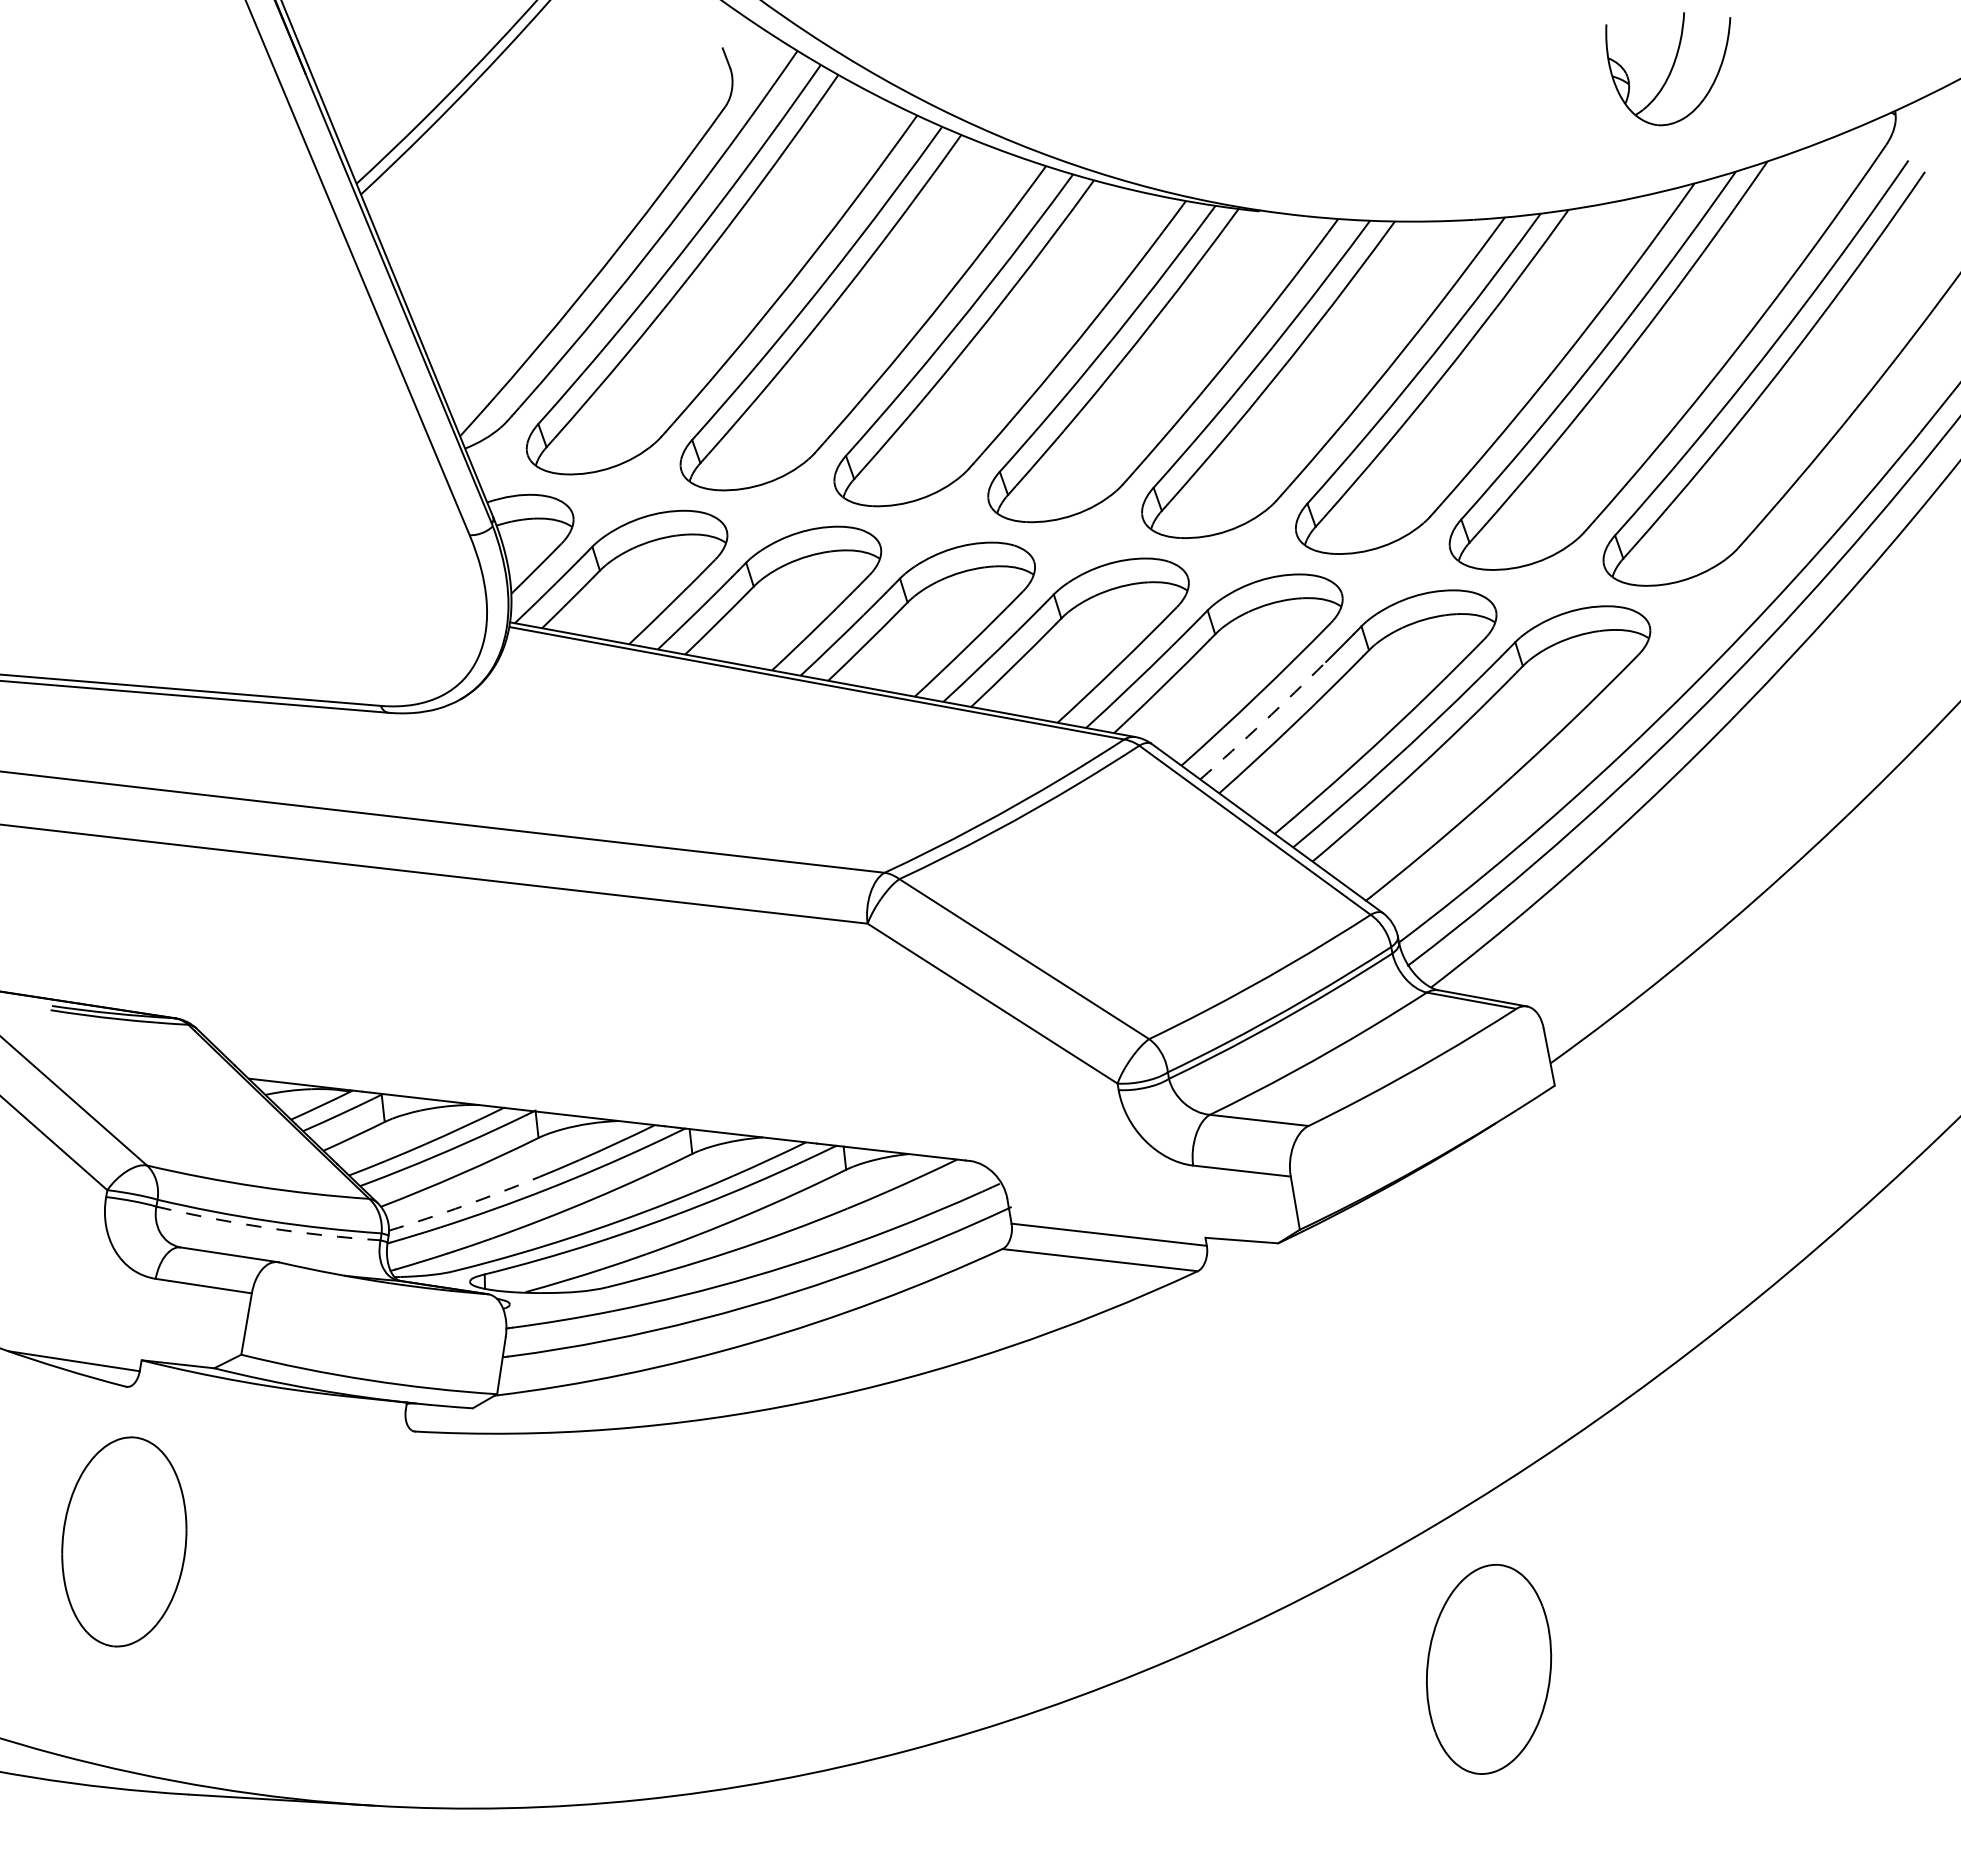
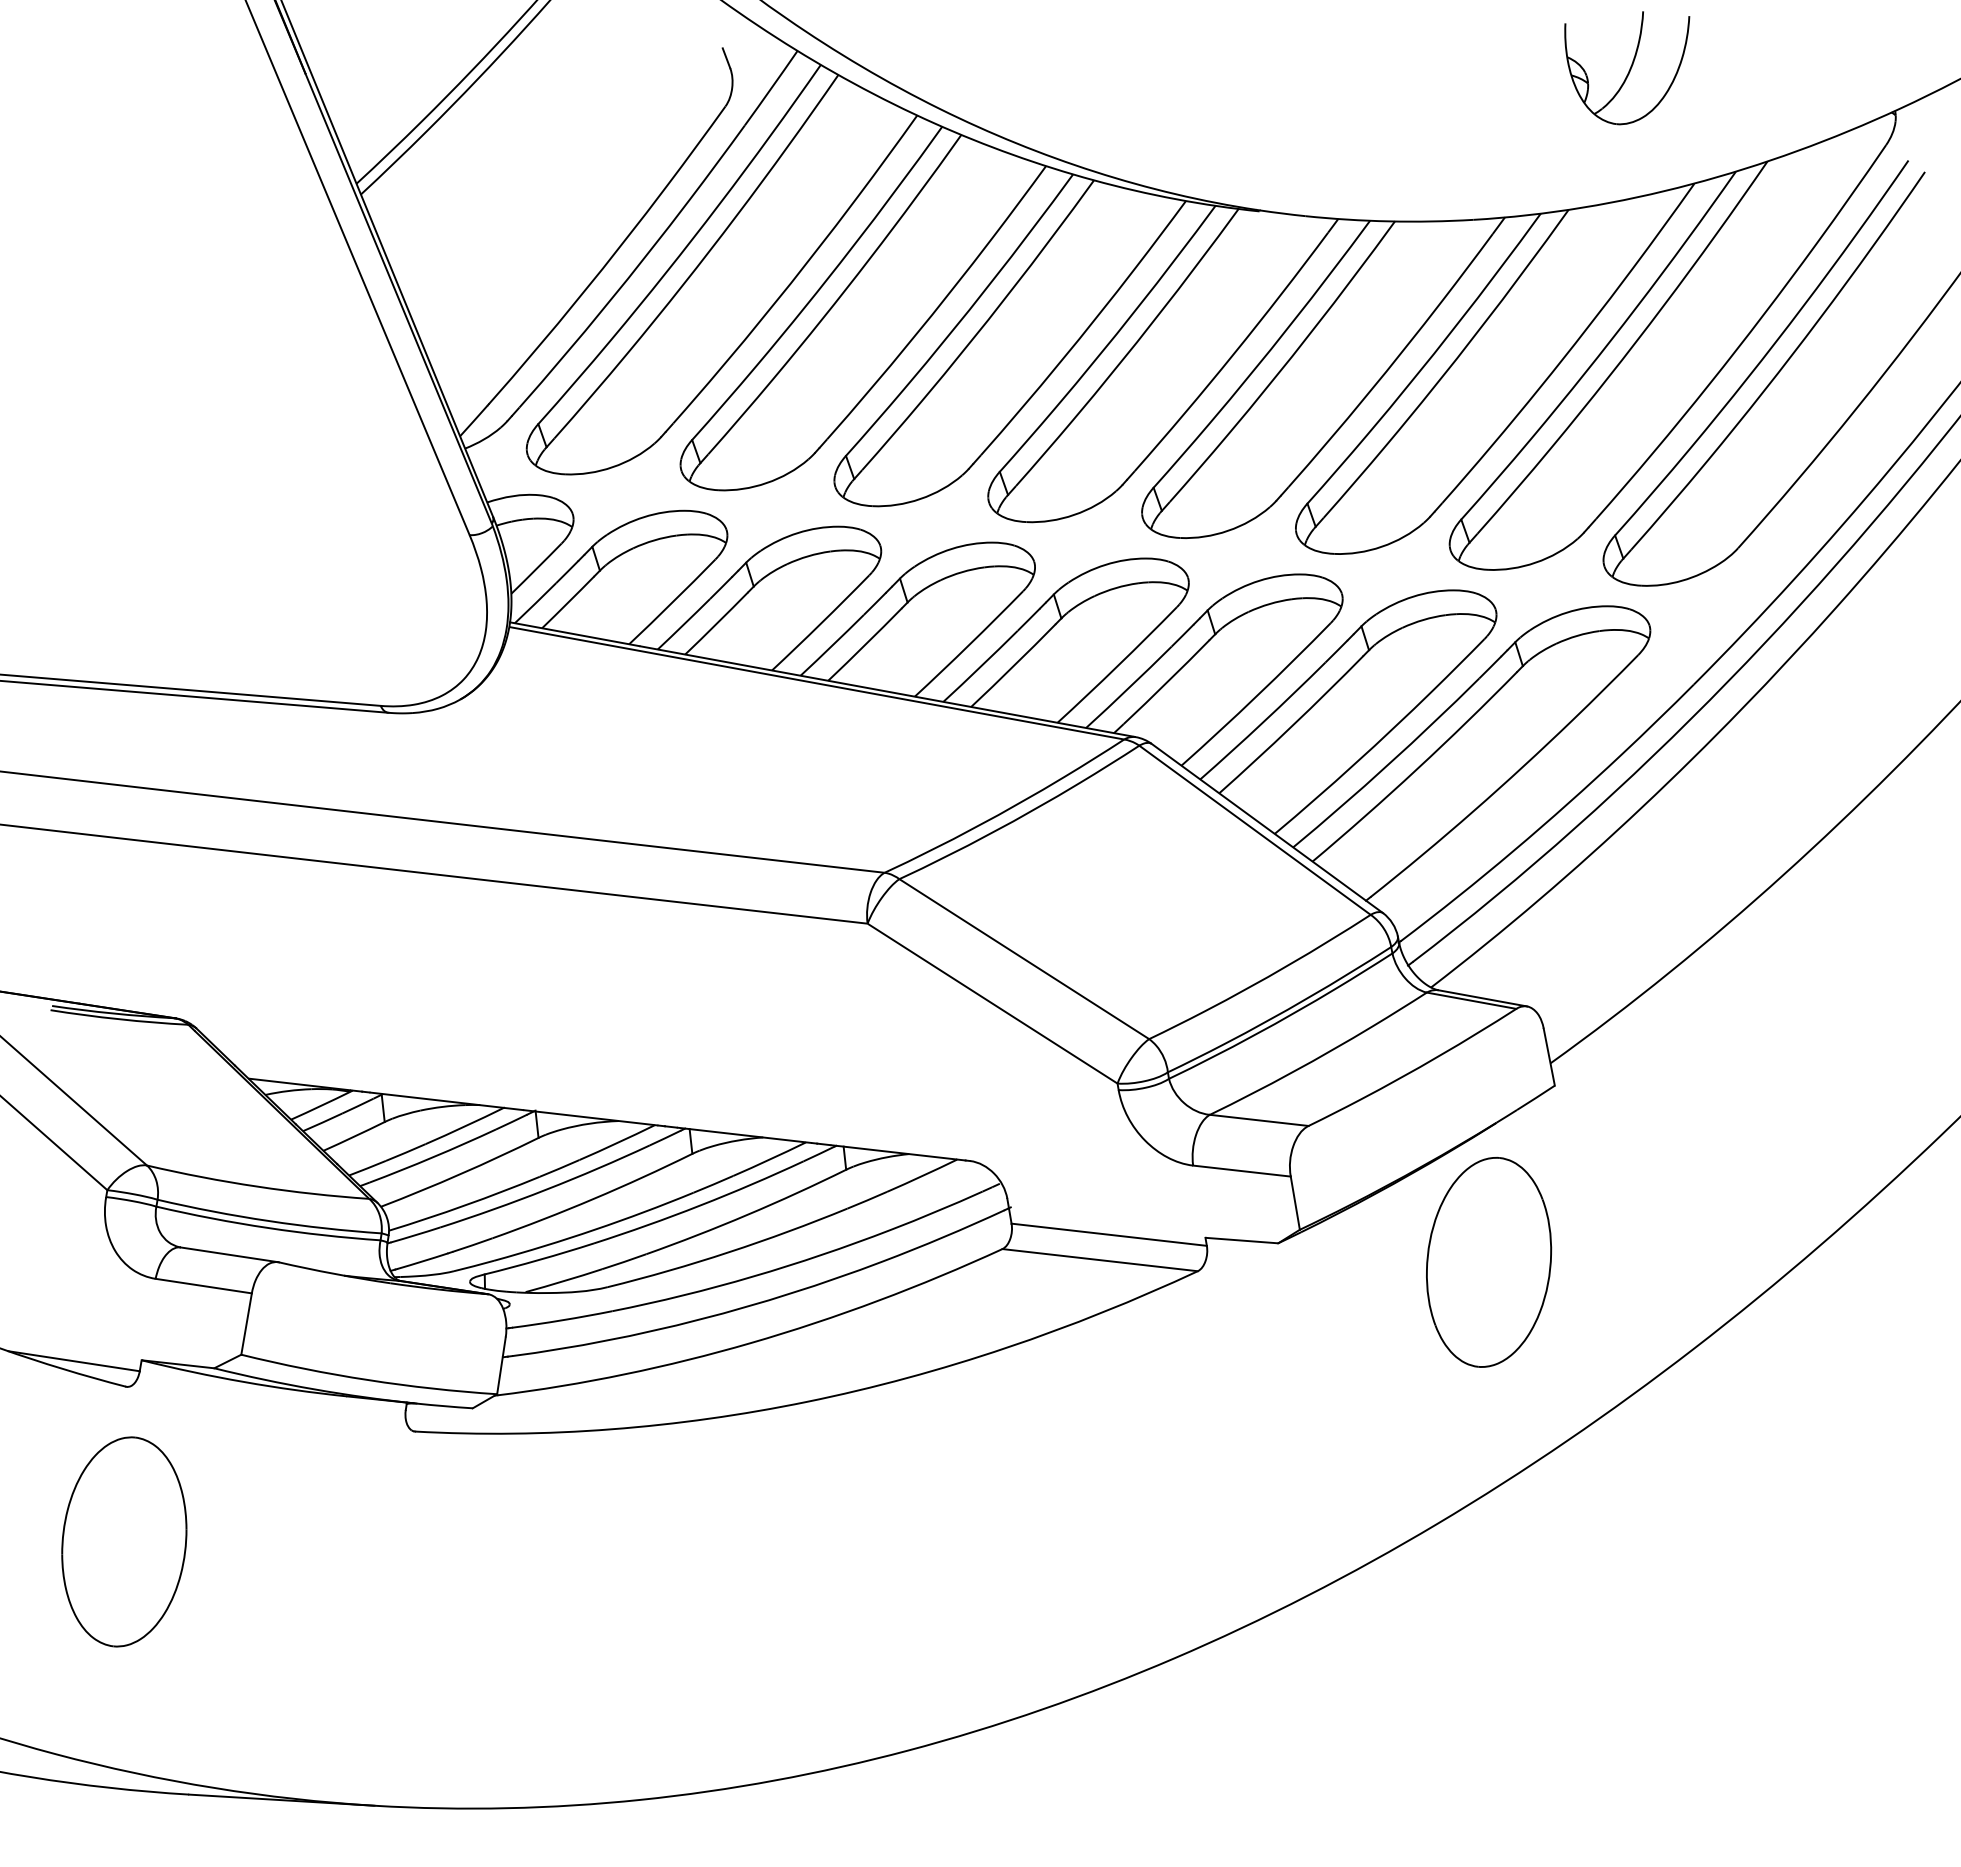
part position: (1668, 69) -> (1627, 68) (1627, 68)
arc: dashed -> solid (1263, 721)
arc: dashed -> solid (465, 1205)
arc: dashed -> solid (267, 1227)
part position: (1489, 1668) -> (1489, 1261) (1489, 1261)
